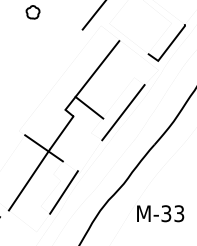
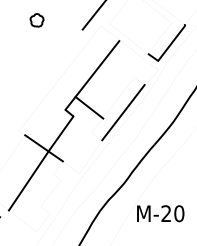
part position: (32, 12) -> (36, 20) (36, 20)
line: present -> none (63, 192)
text: M-33 -> M-20 (172, 213)
